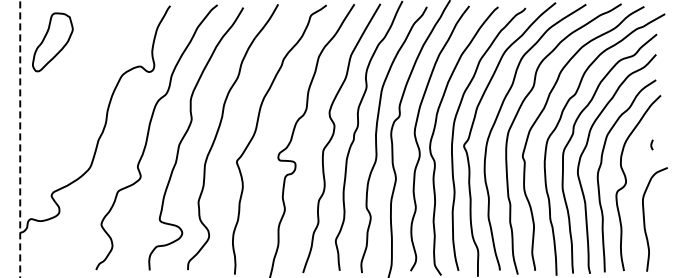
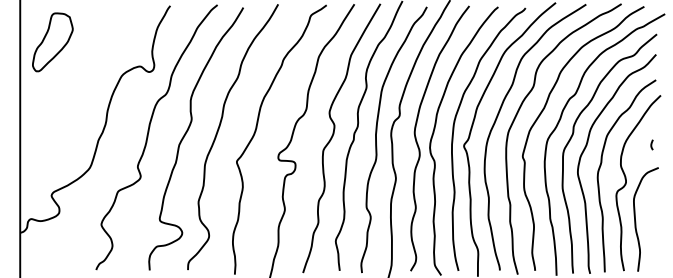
line: dashed -> solid (20, 138)
curve position: (645, 221) -> (636, 221) (636, 221)
